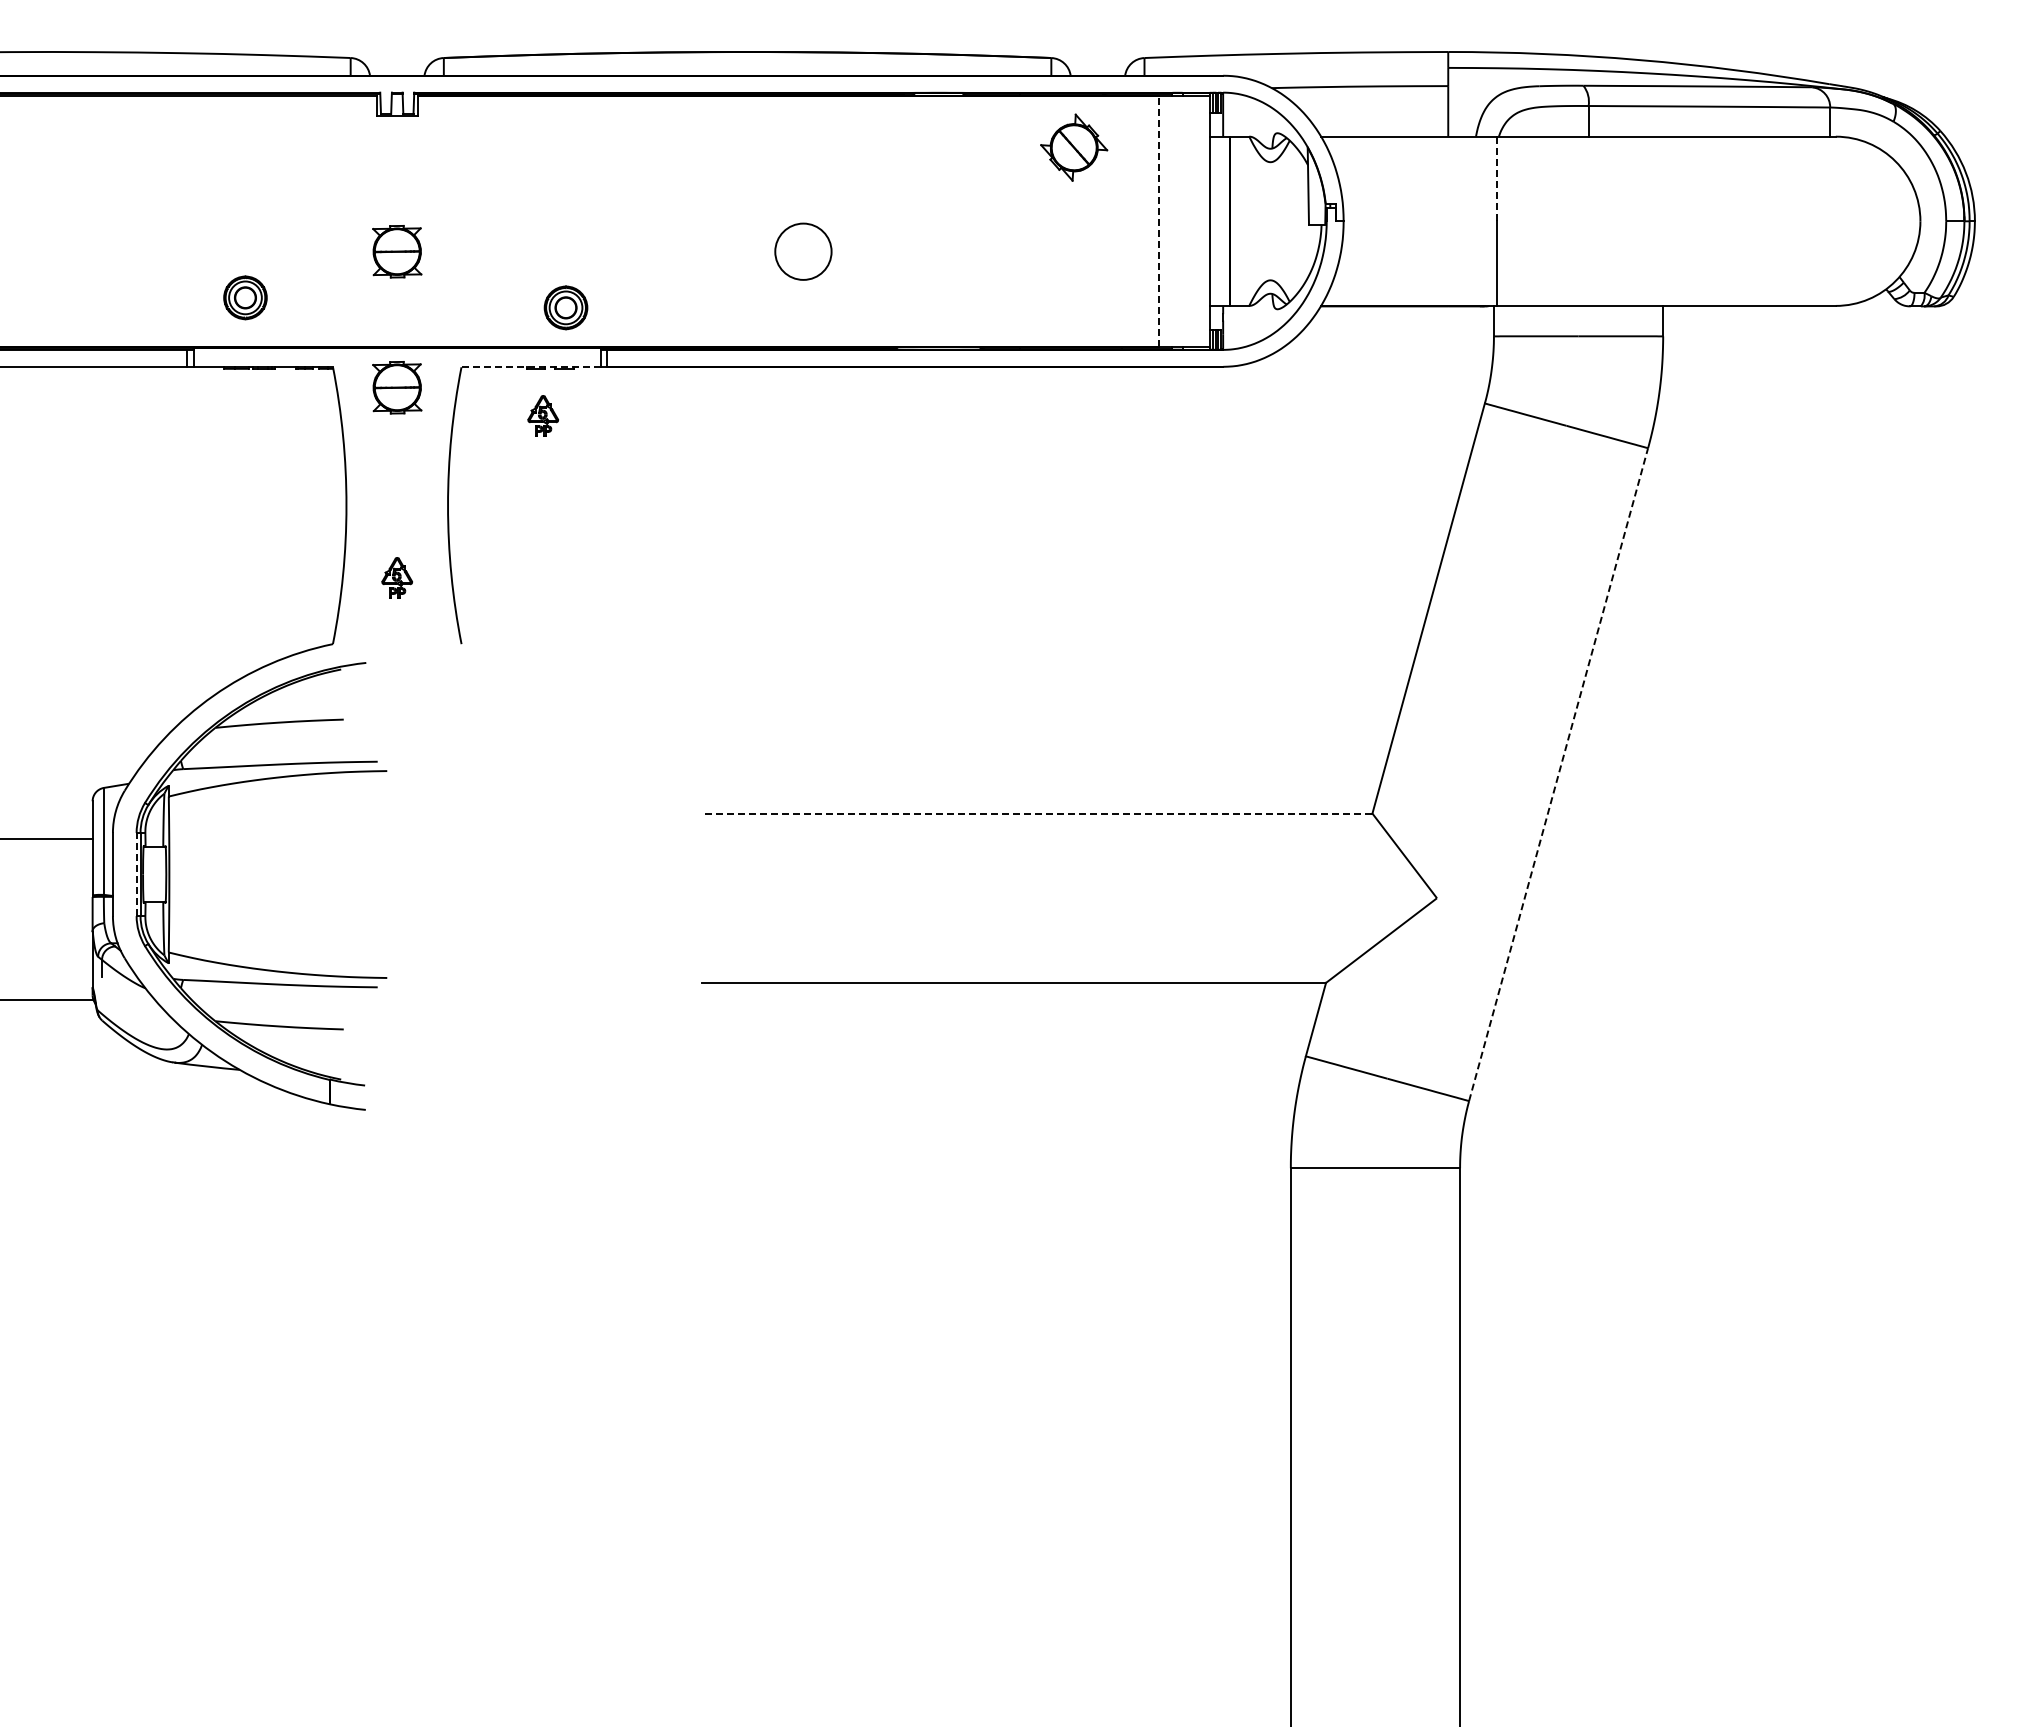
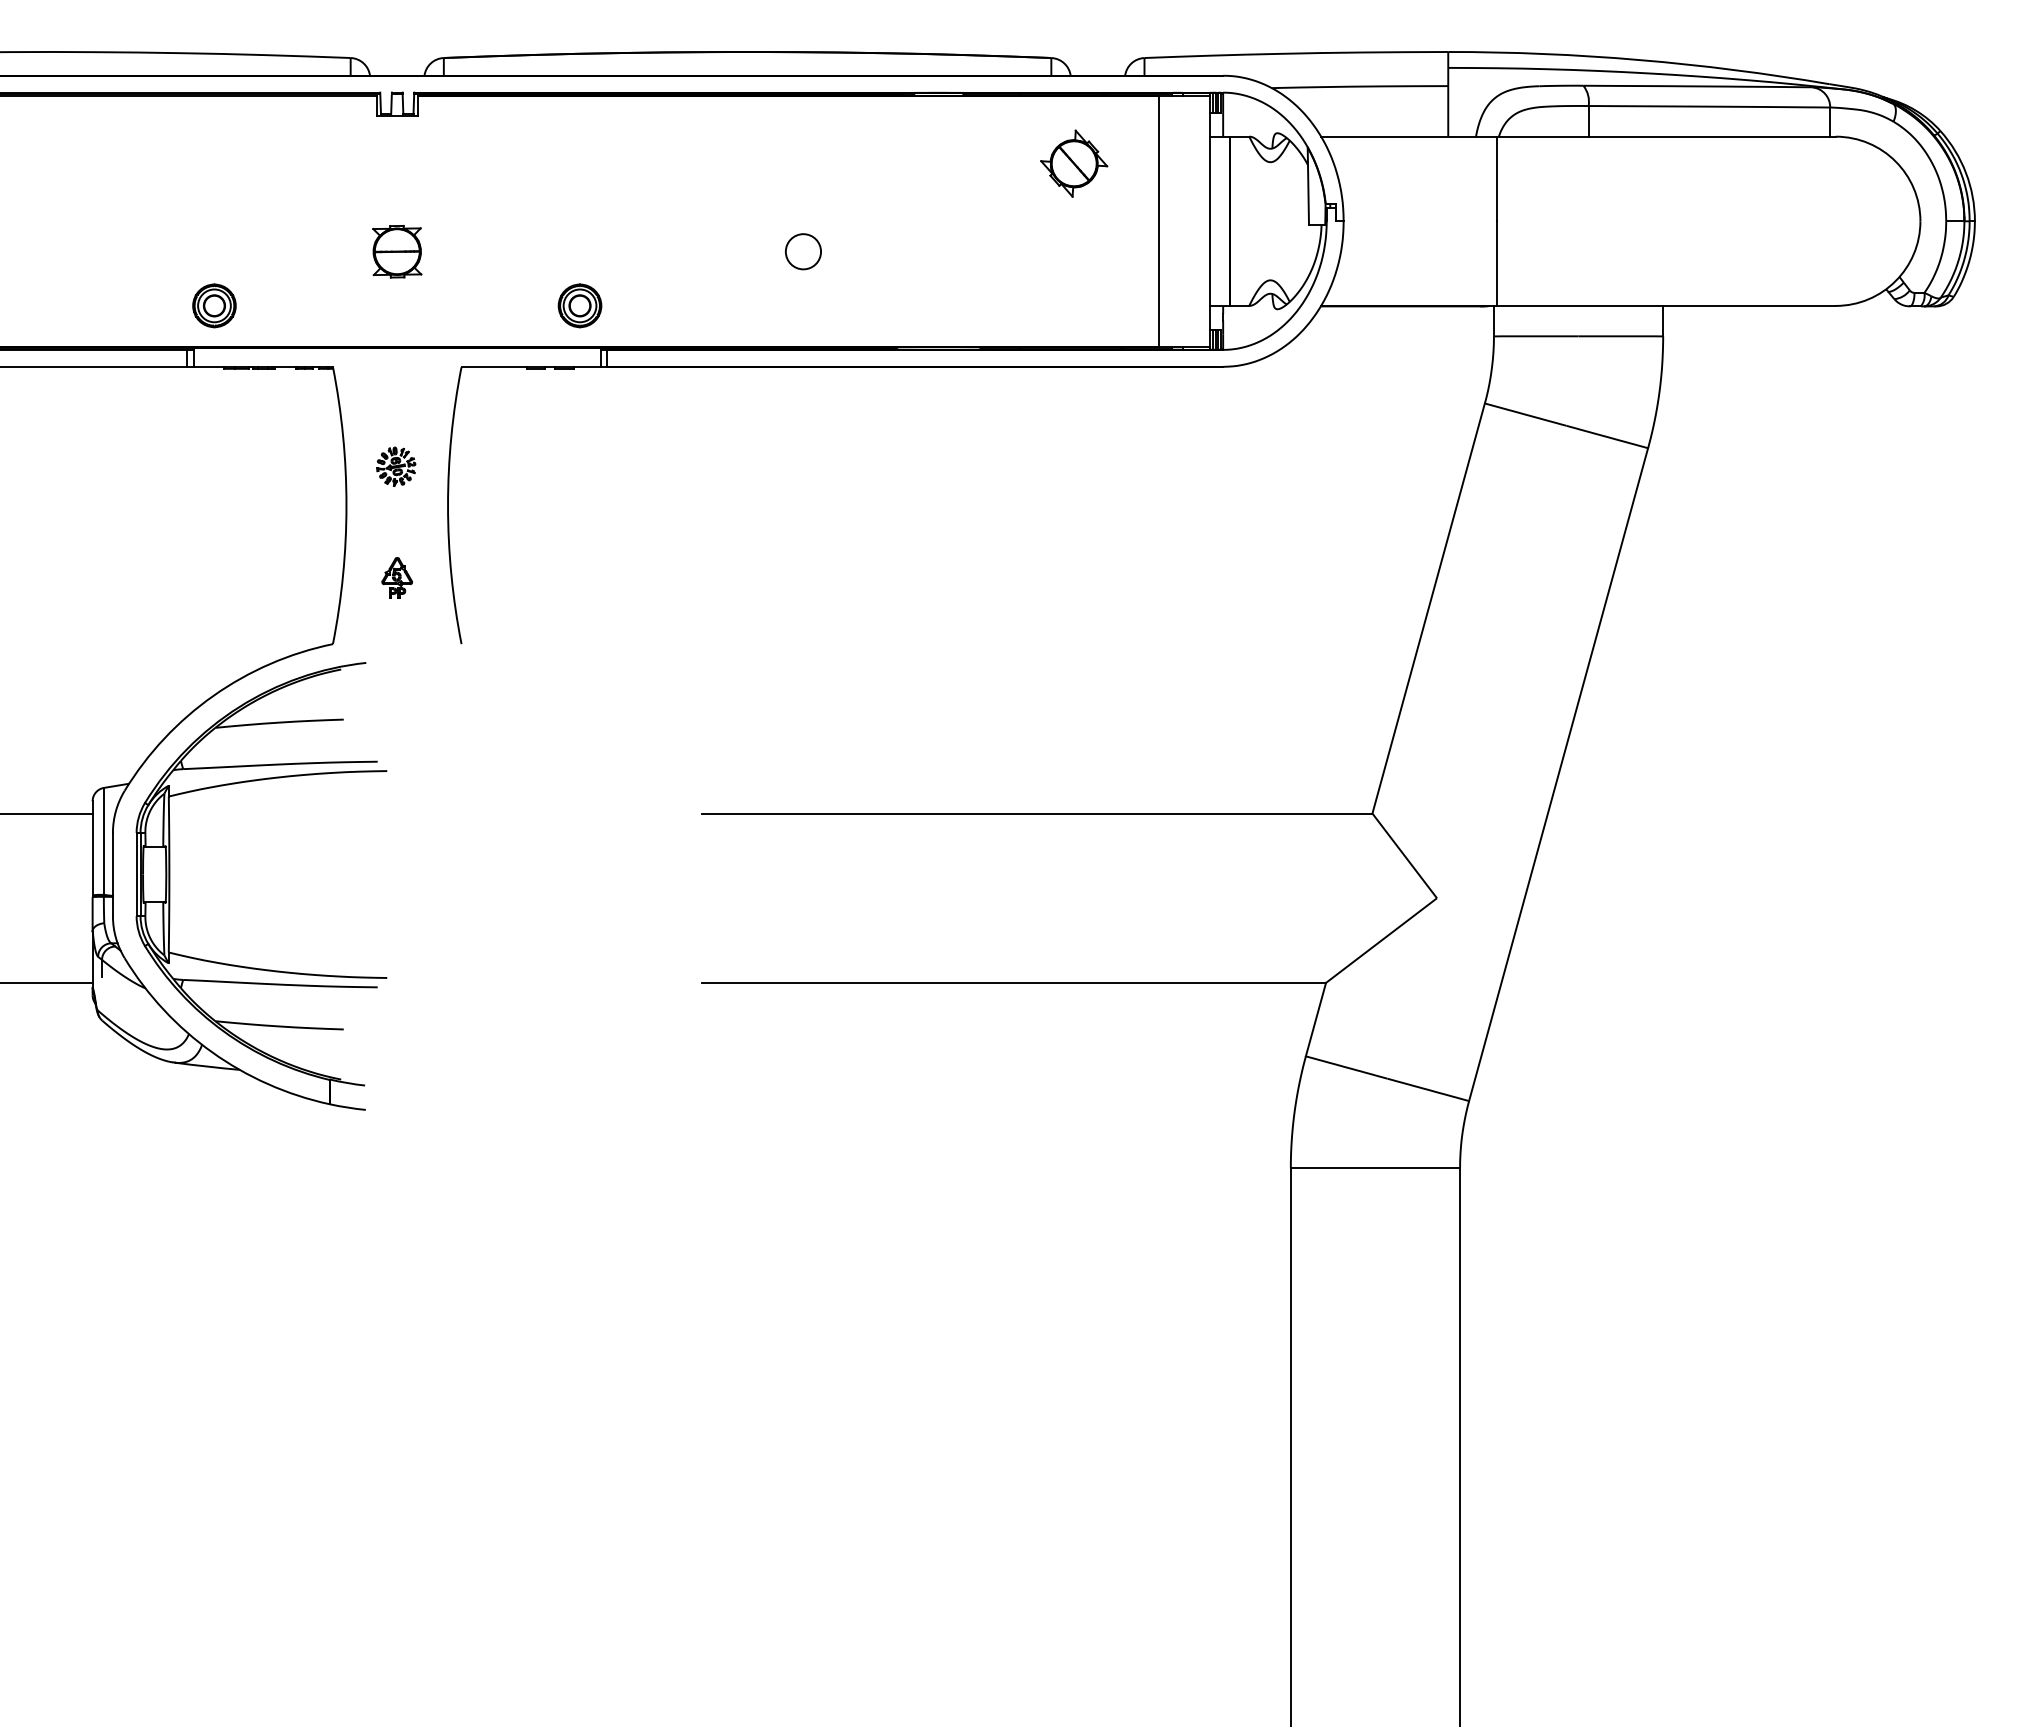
part position: (1074, 147) -> (1074, 163) (1074, 163)
line: dashed -> solid (1497, 179)
line: dashed -> solid (1158, 220)
circle diameter: 56 px -> 35 px (803, 251)
part position: (245, 297) -> (214, 305) (214, 305)
part position: (565, 307) -> (579, 305) (579, 305)
line: dashed -> solid (531, 367)
part: present -> none (397, 387)
part: present -> none (542, 415)
part: none -> present (396, 466)
line: dashed -> solid (1558, 774)
line: dashed -> solid (1036, 813)
line position: (47, 838) -> (47, 813) (47, 813)
line: dashed -> solid (136, 874)
line position: (47, 999) -> (47, 982) (47, 982)
